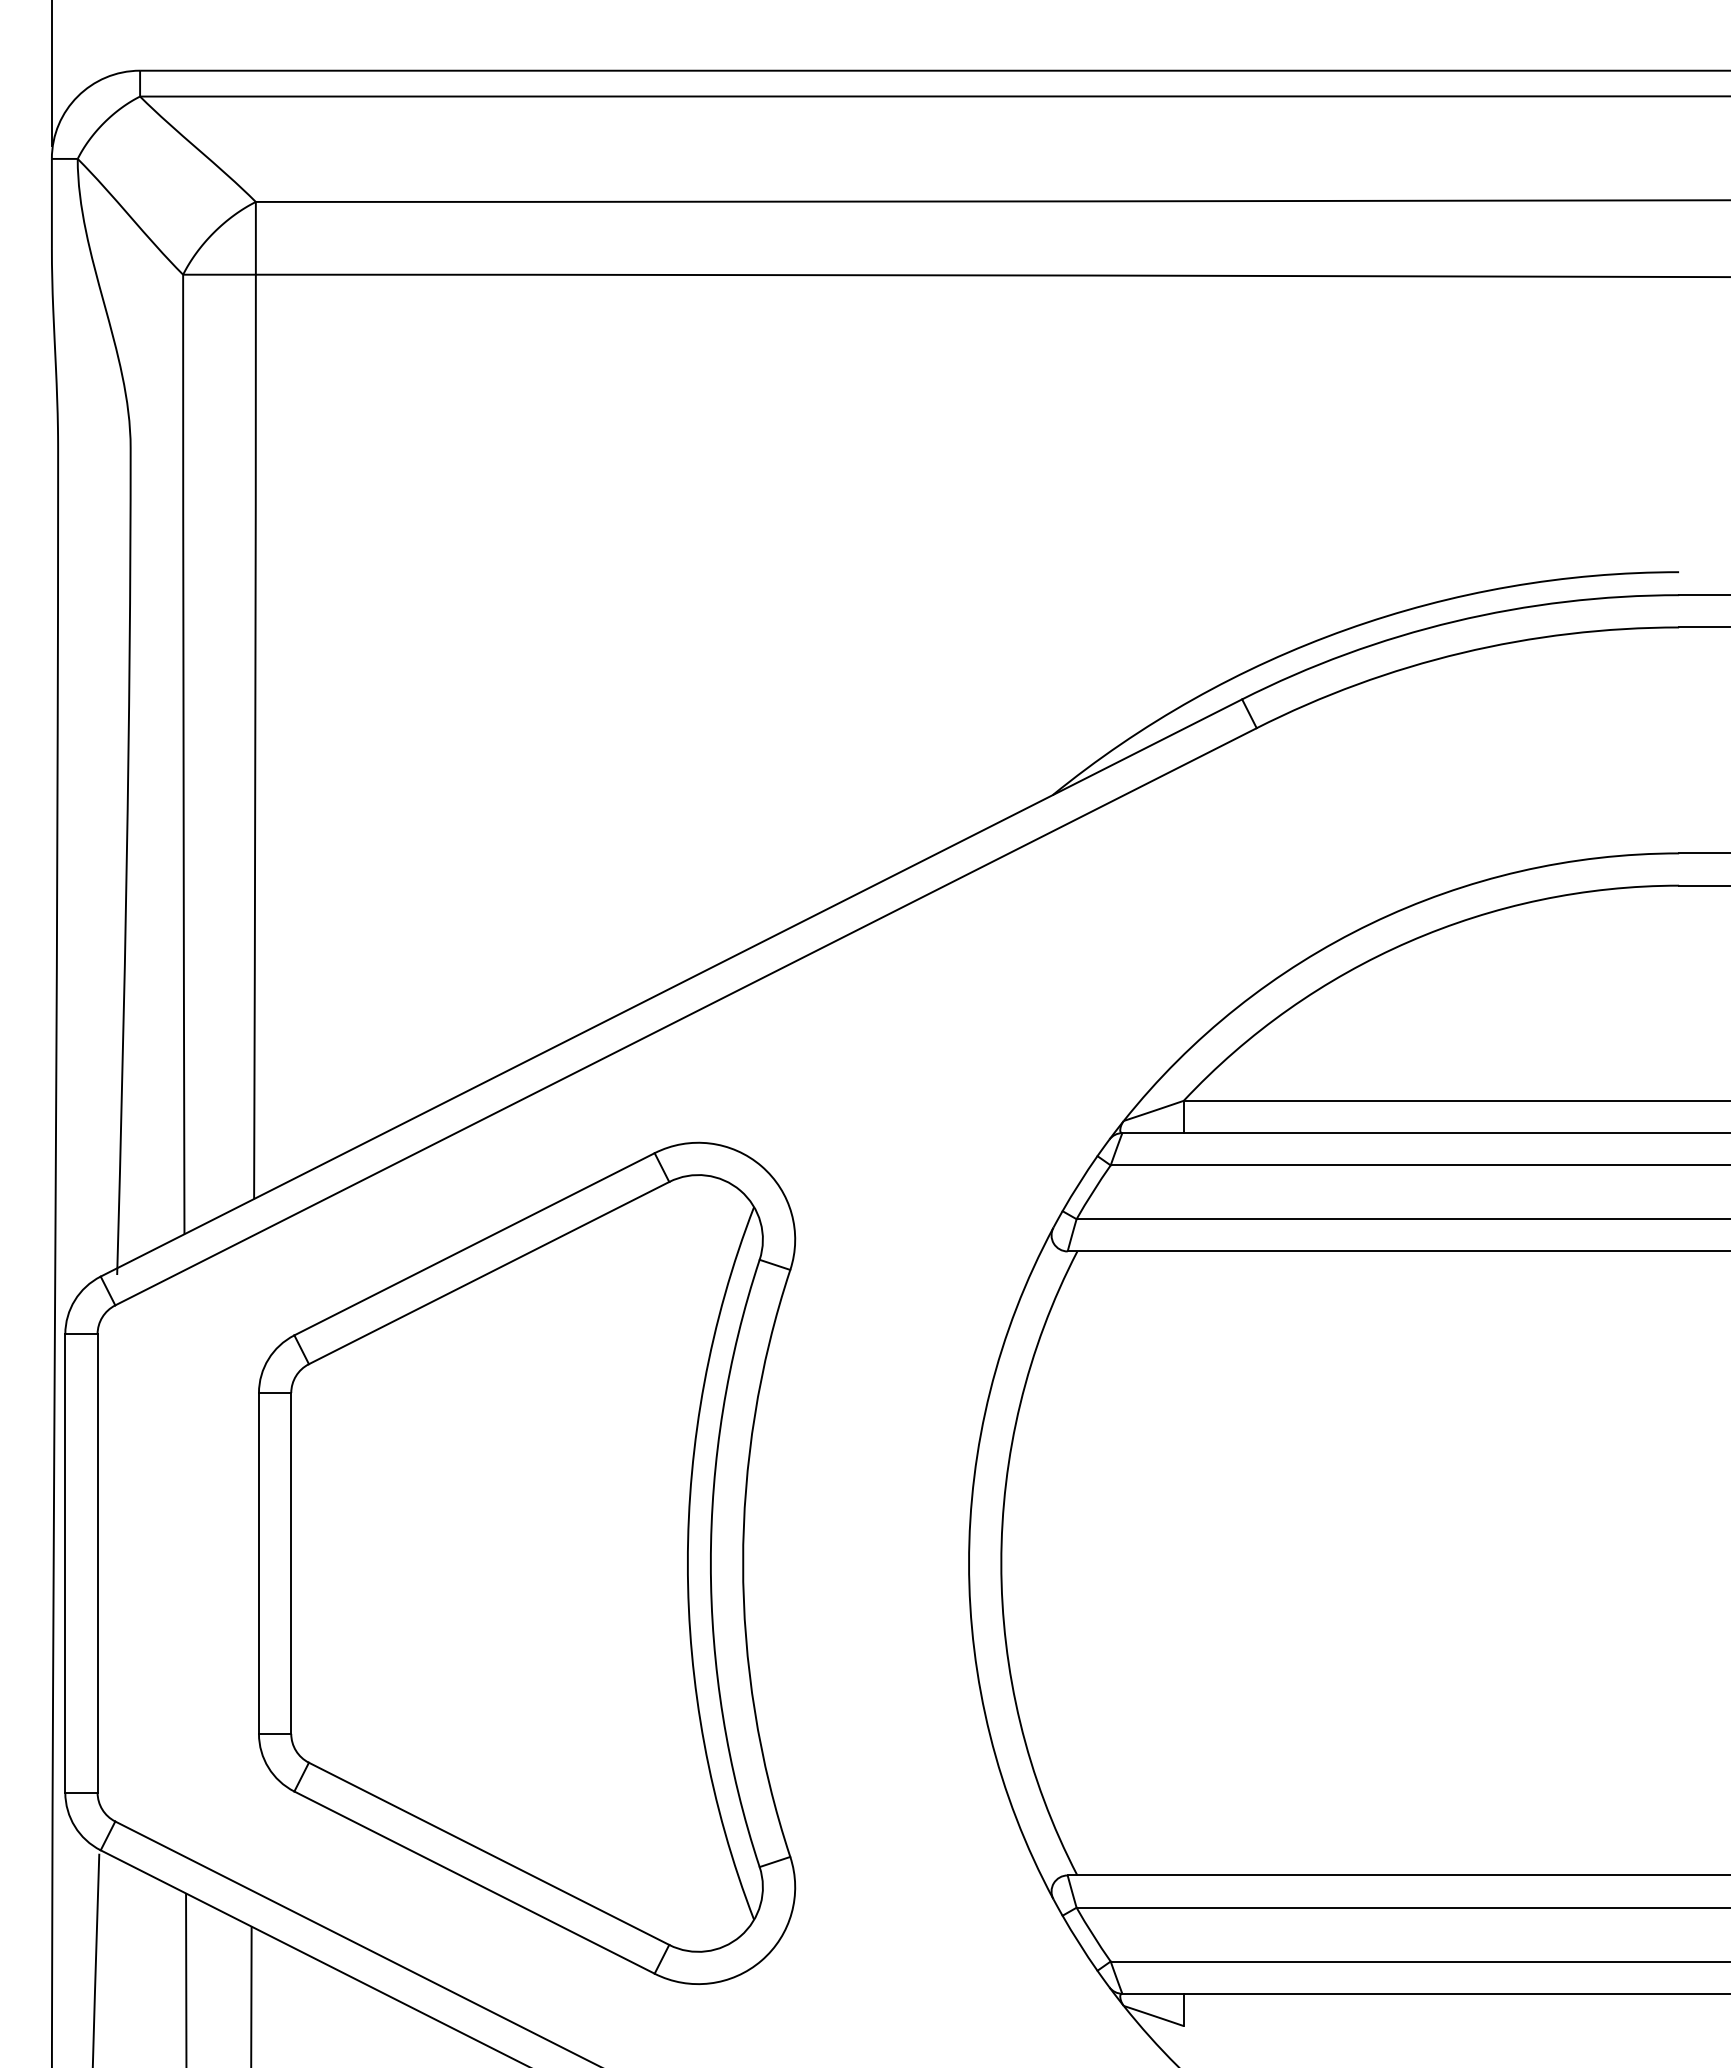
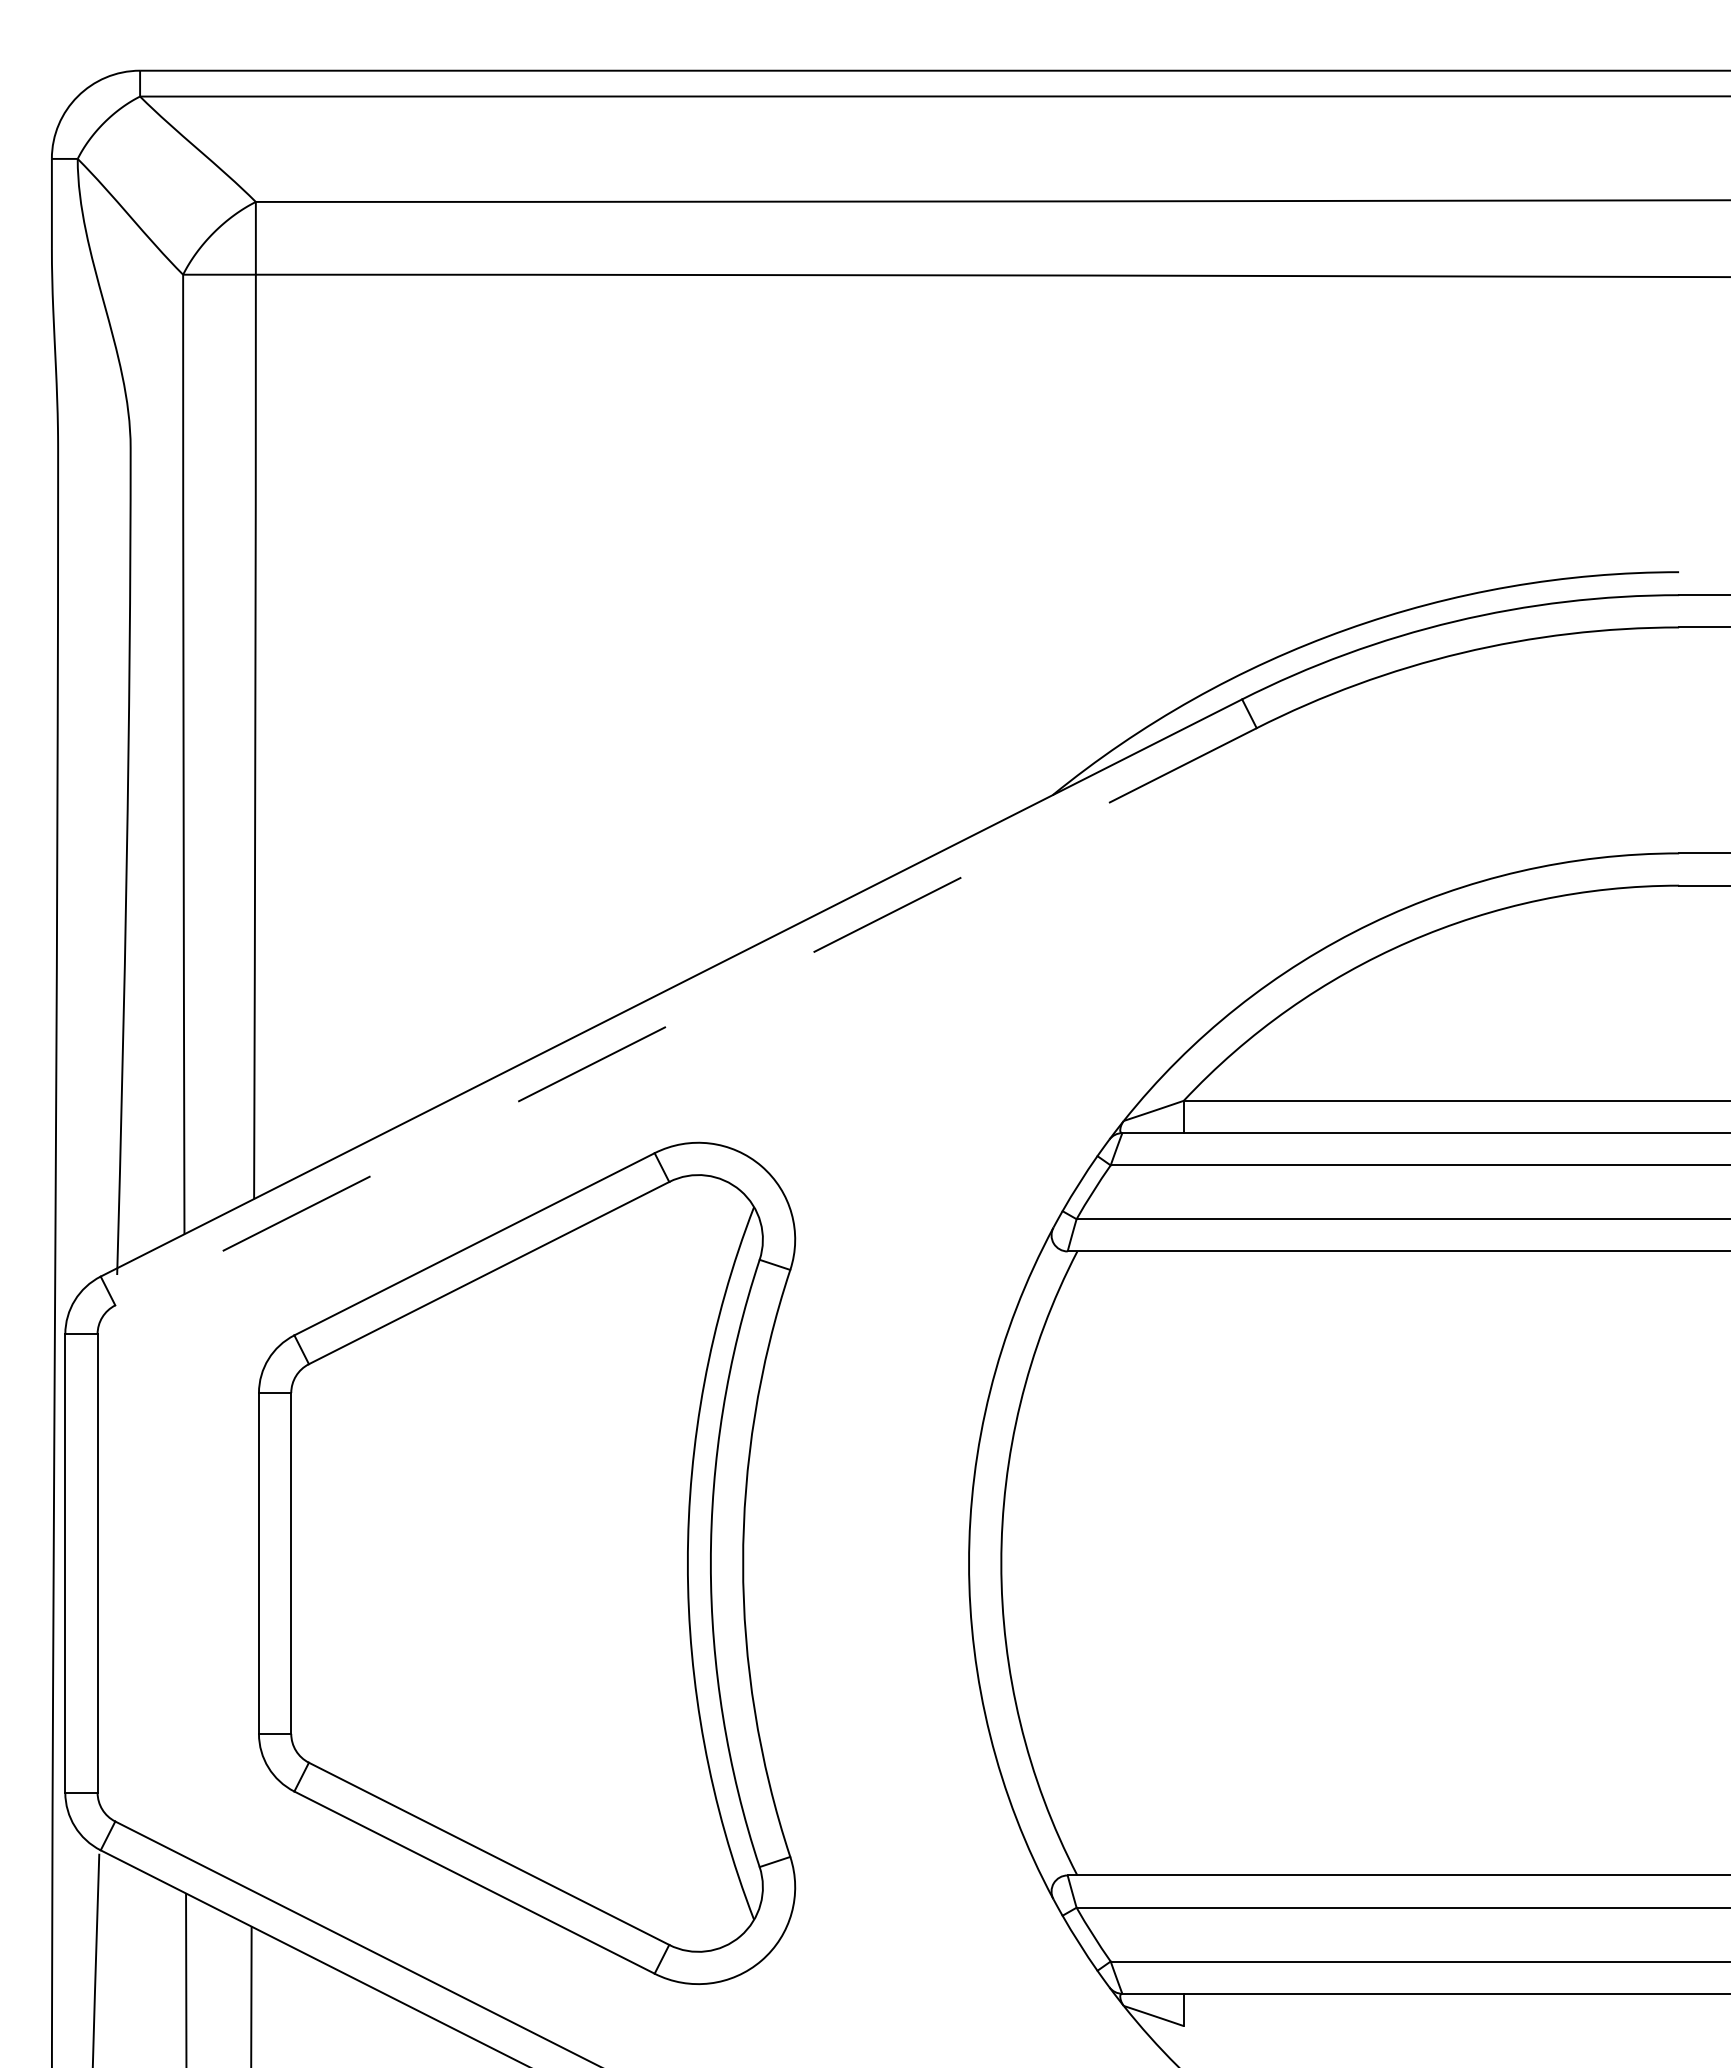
line: present -> none (51, 73)
line: solid -> dashed (686, 1016)
